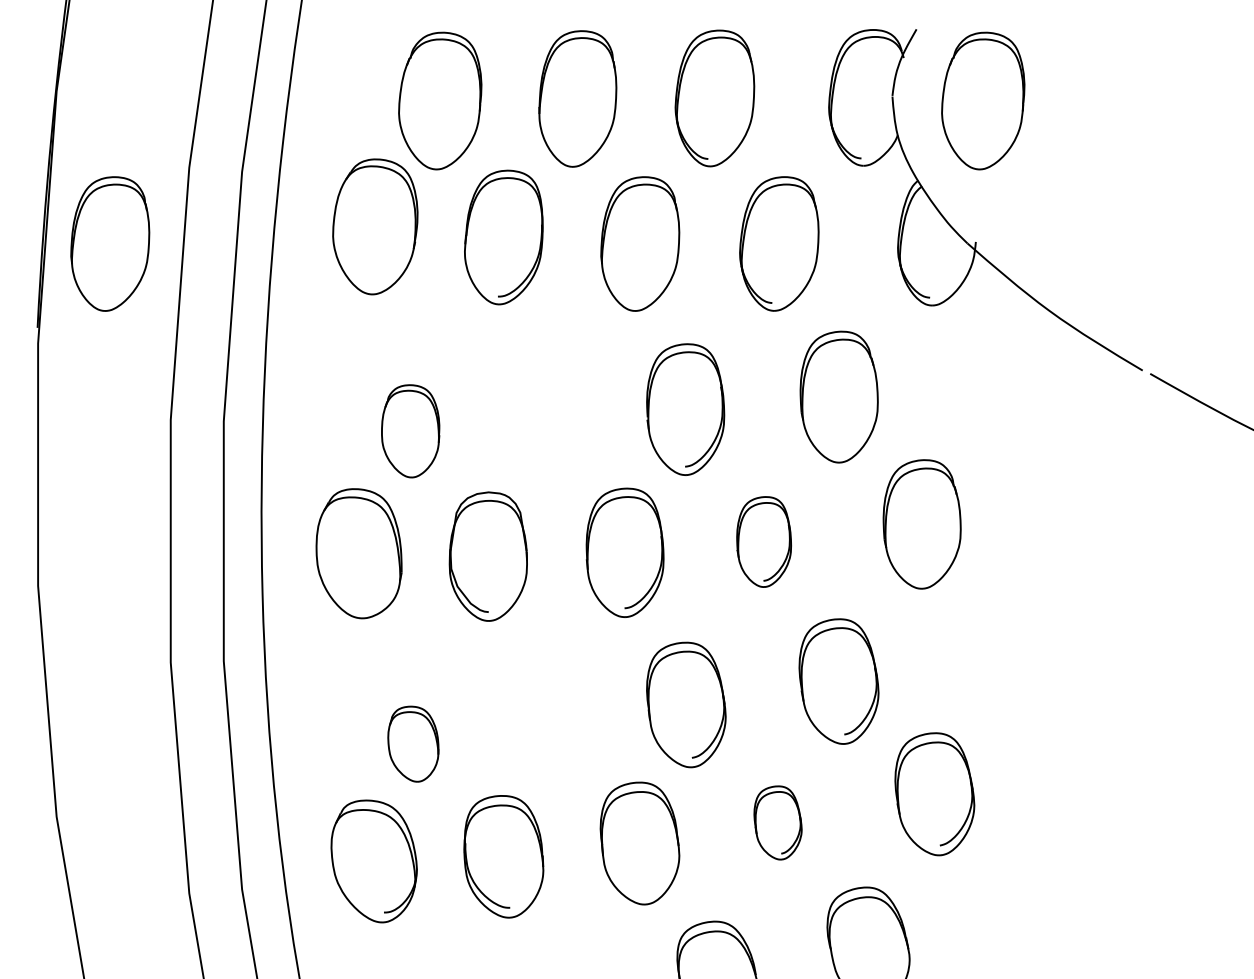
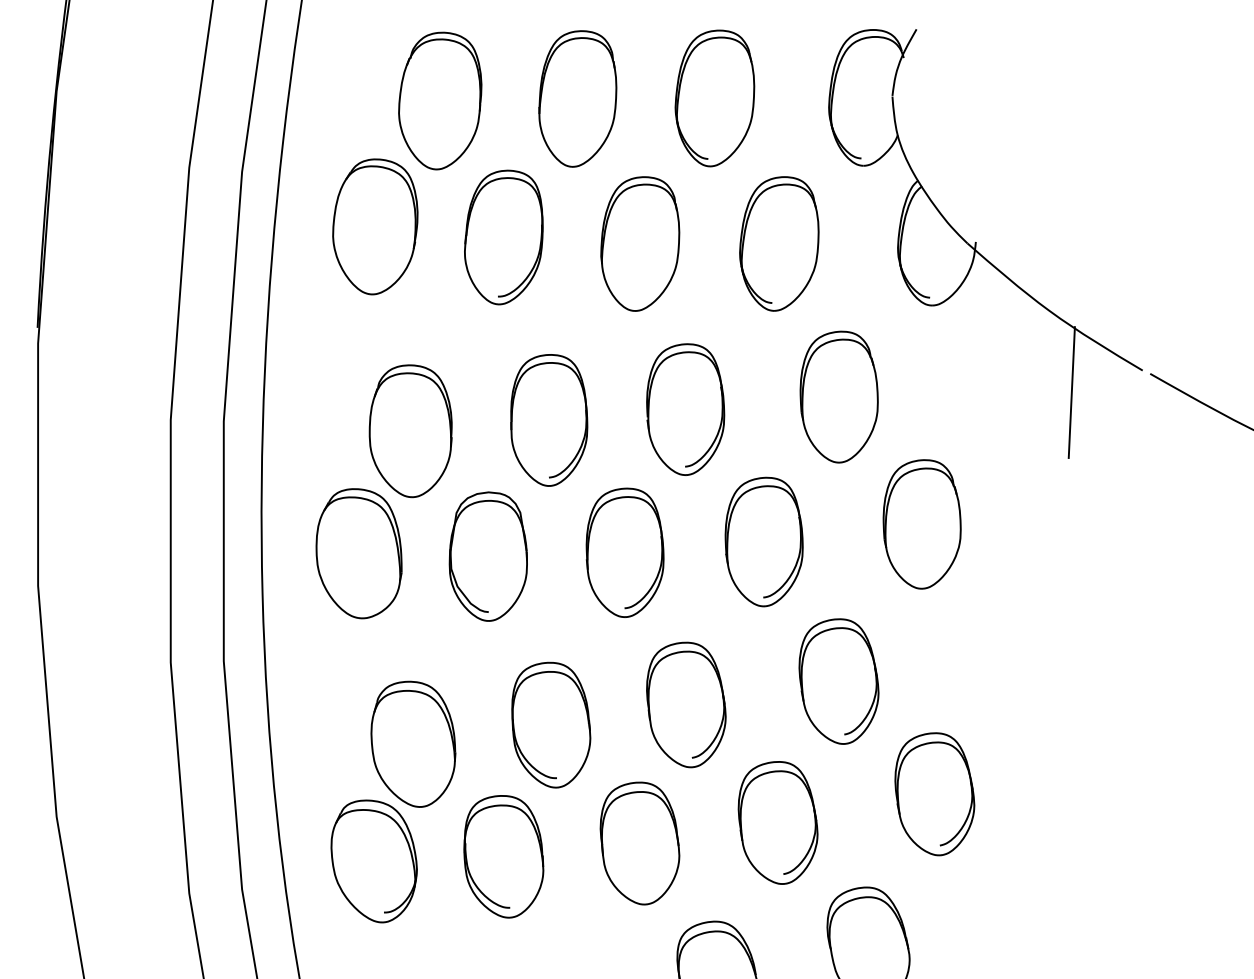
part: present -> none (983, 100)
part: present -> none (110, 243)
line: none -> present (1071, 392)
part: none -> present (549, 420)
part size: 60x95 px -> 85x135 px (410, 431)
part size: 56x92 px -> 80x132 px (763, 541)
part: none -> present (551, 724)
part size: 53x78 px -> 87x128 px (413, 743)
part size: 50x76 px -> 82x124 px (777, 822)
